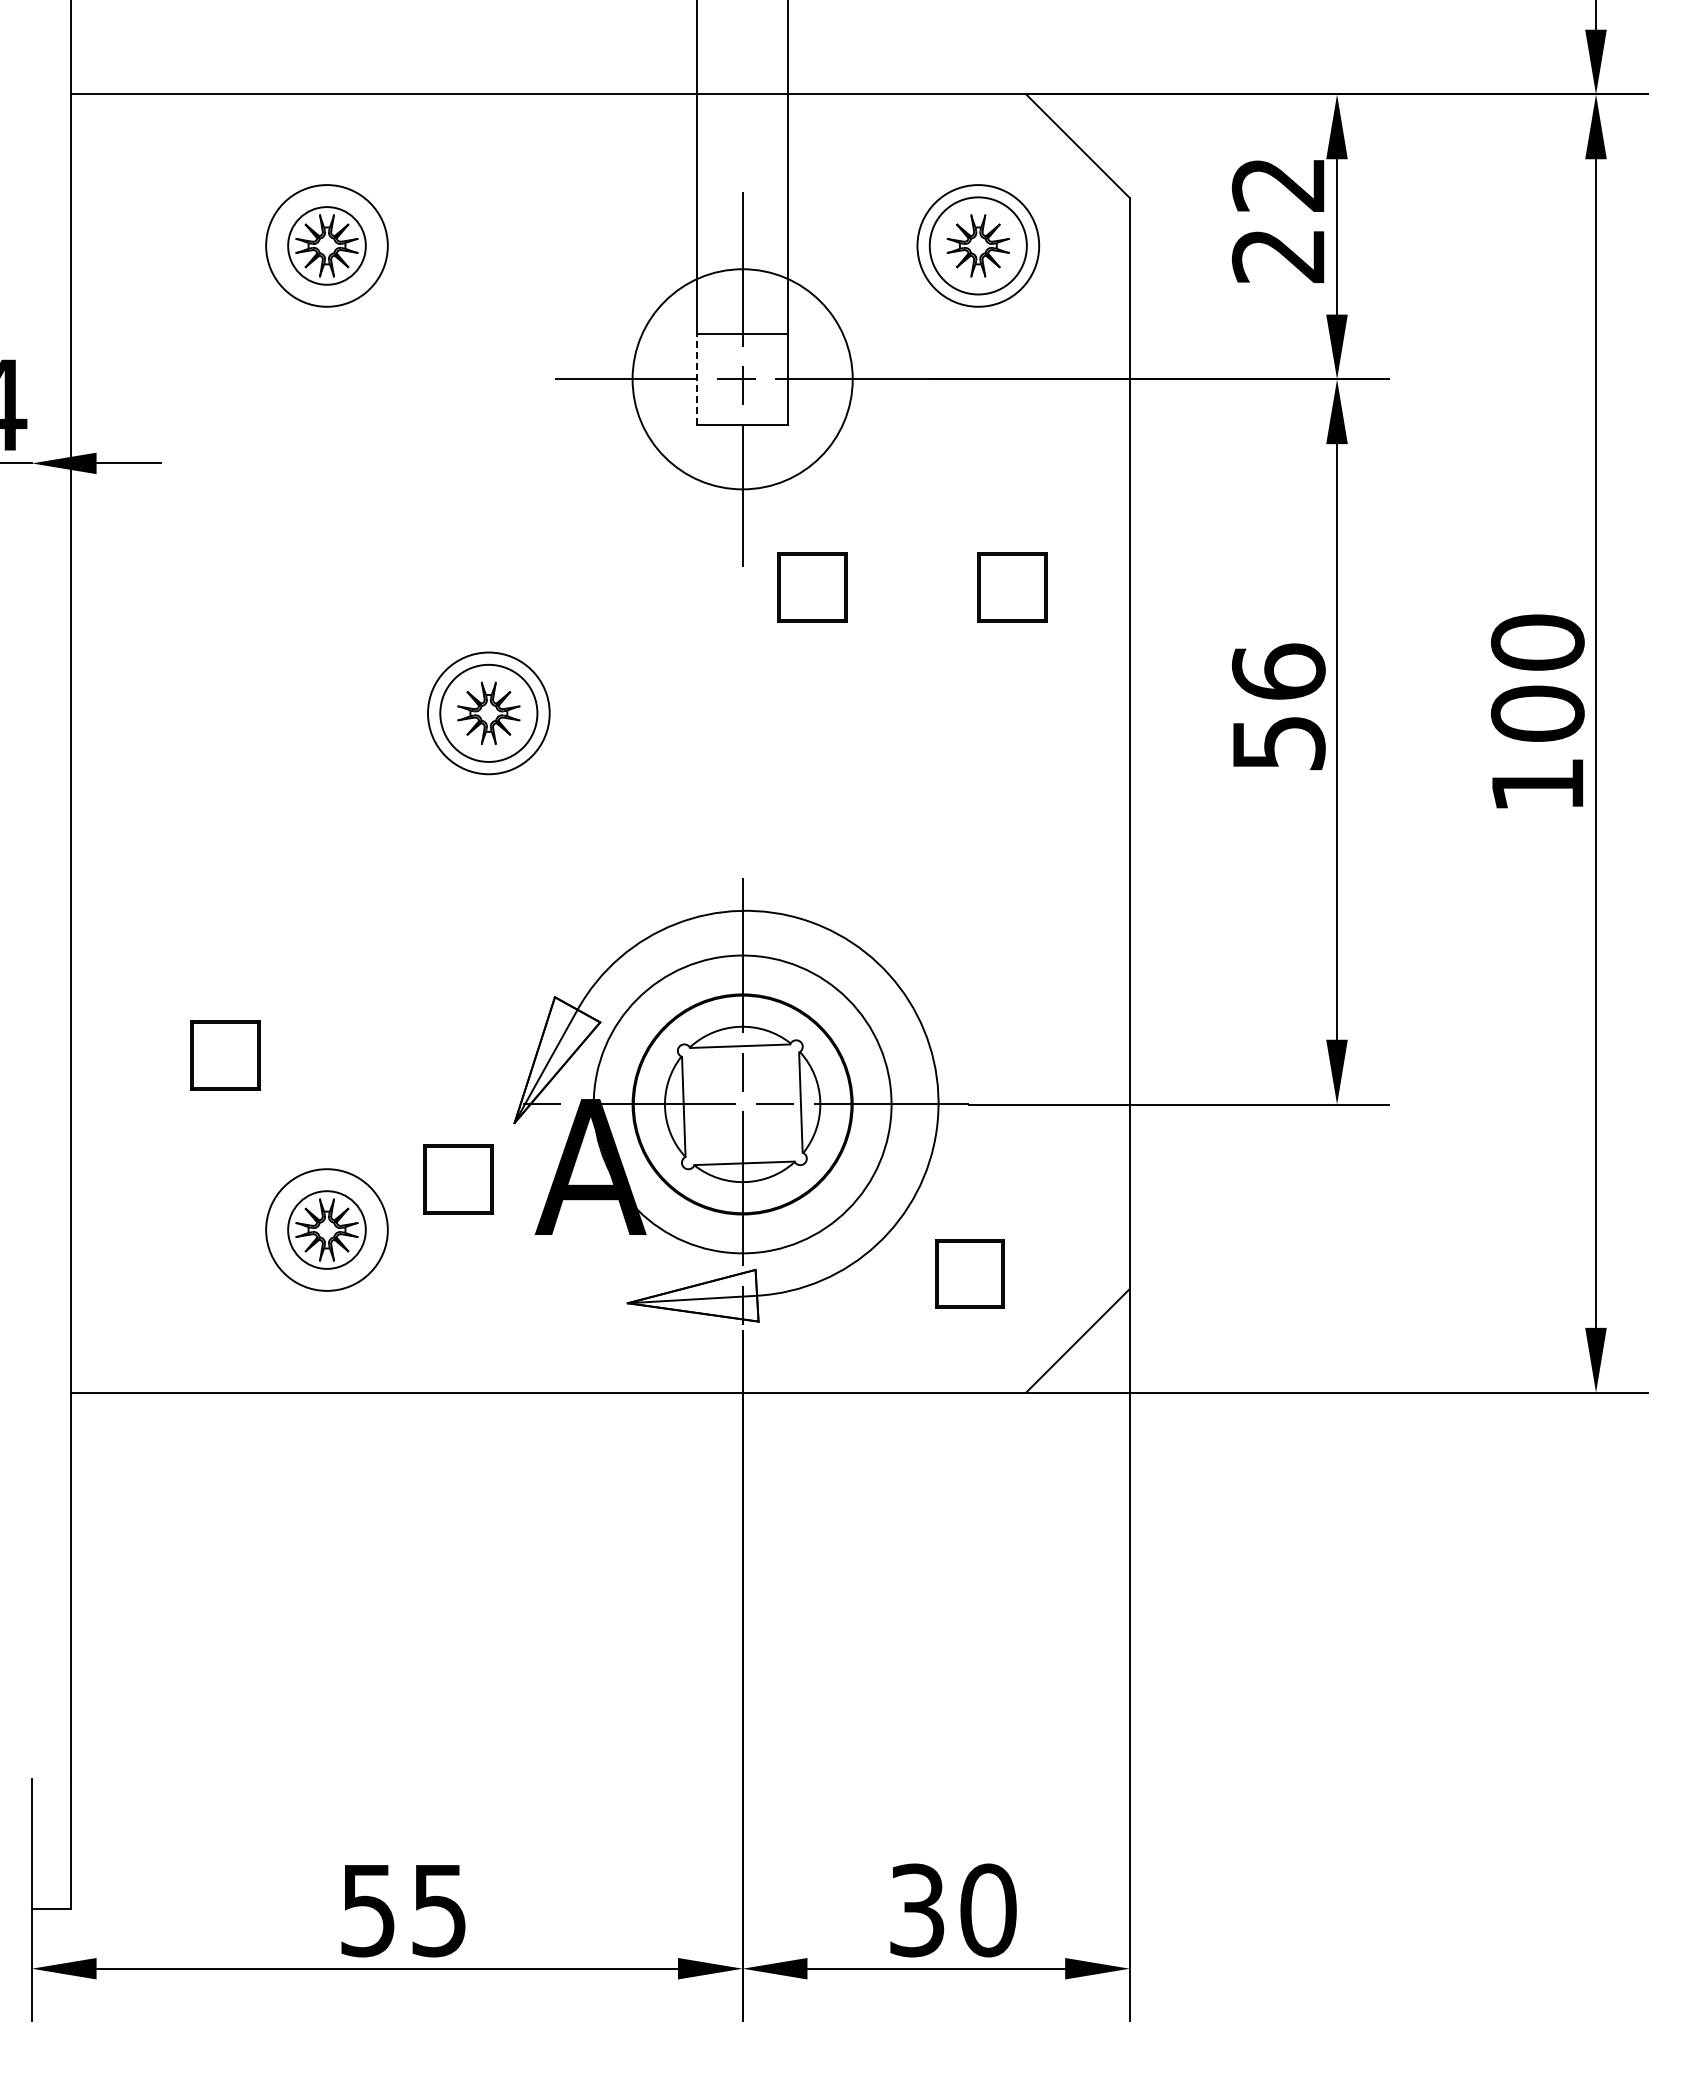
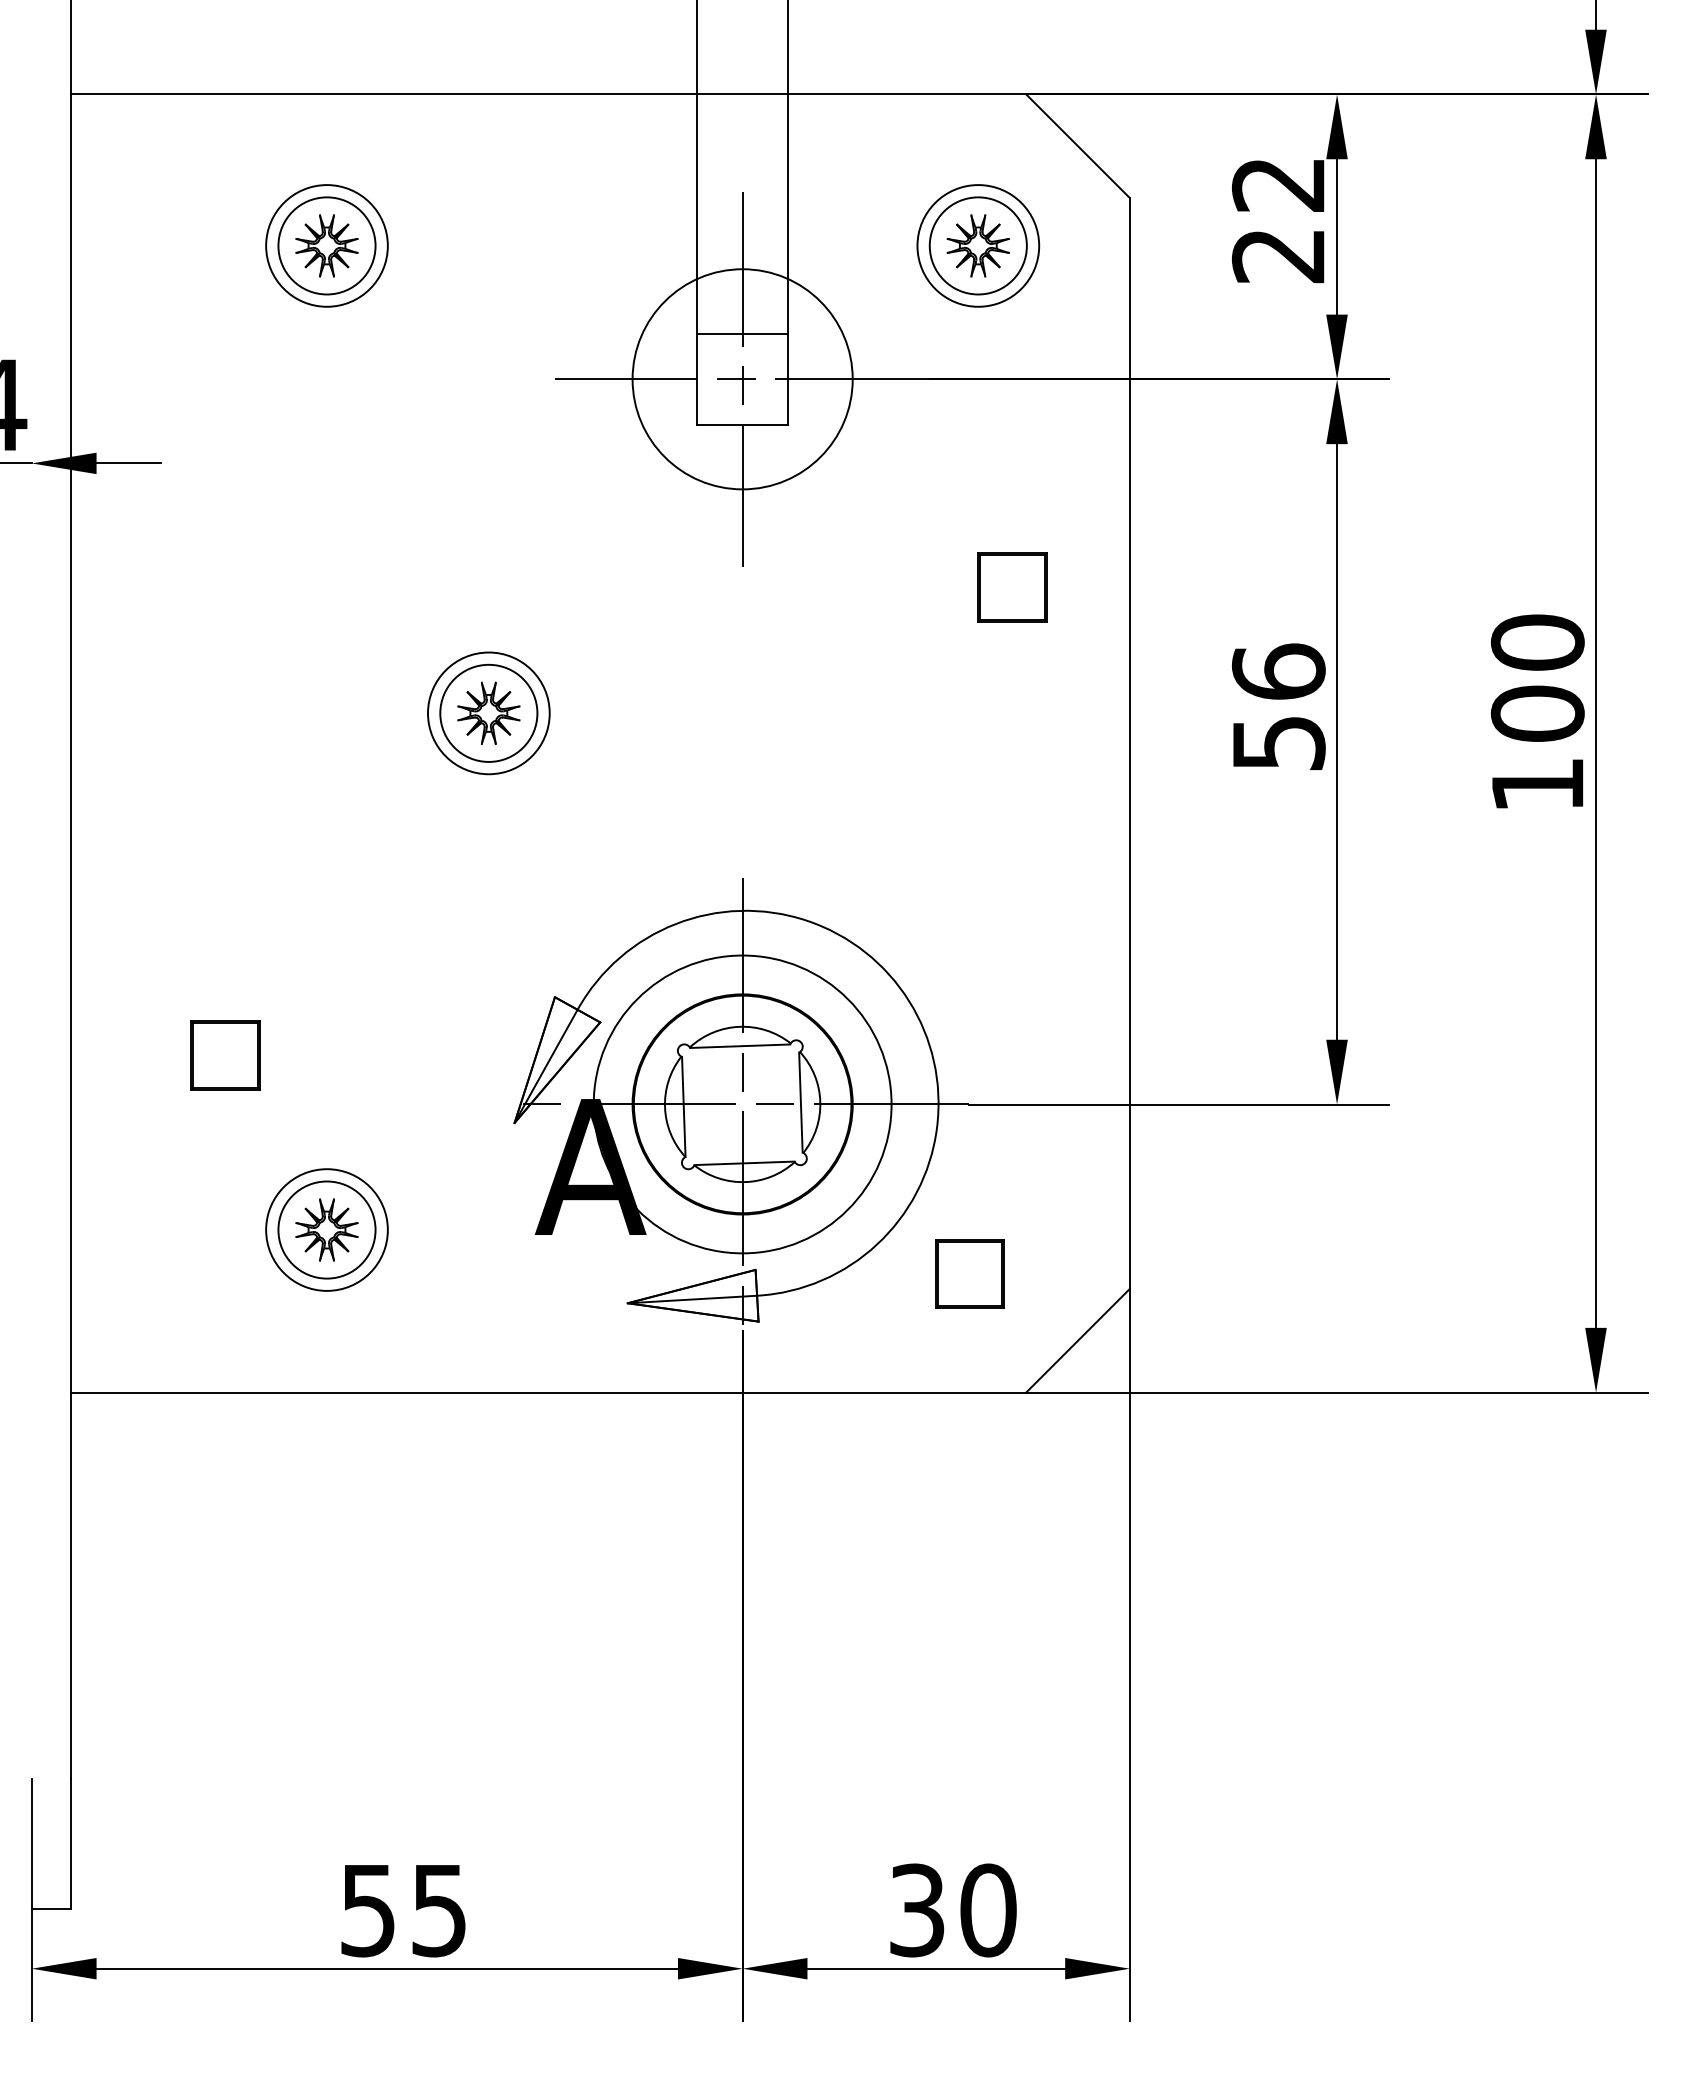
circle diameter: 78 px -> 97 px (326, 245)
line: dashed -> solid (697, 379)
part: present -> none (812, 587)
part: present -> none (458, 1179)
circle diameter: 78 px -> 97 px (326, 1229)
